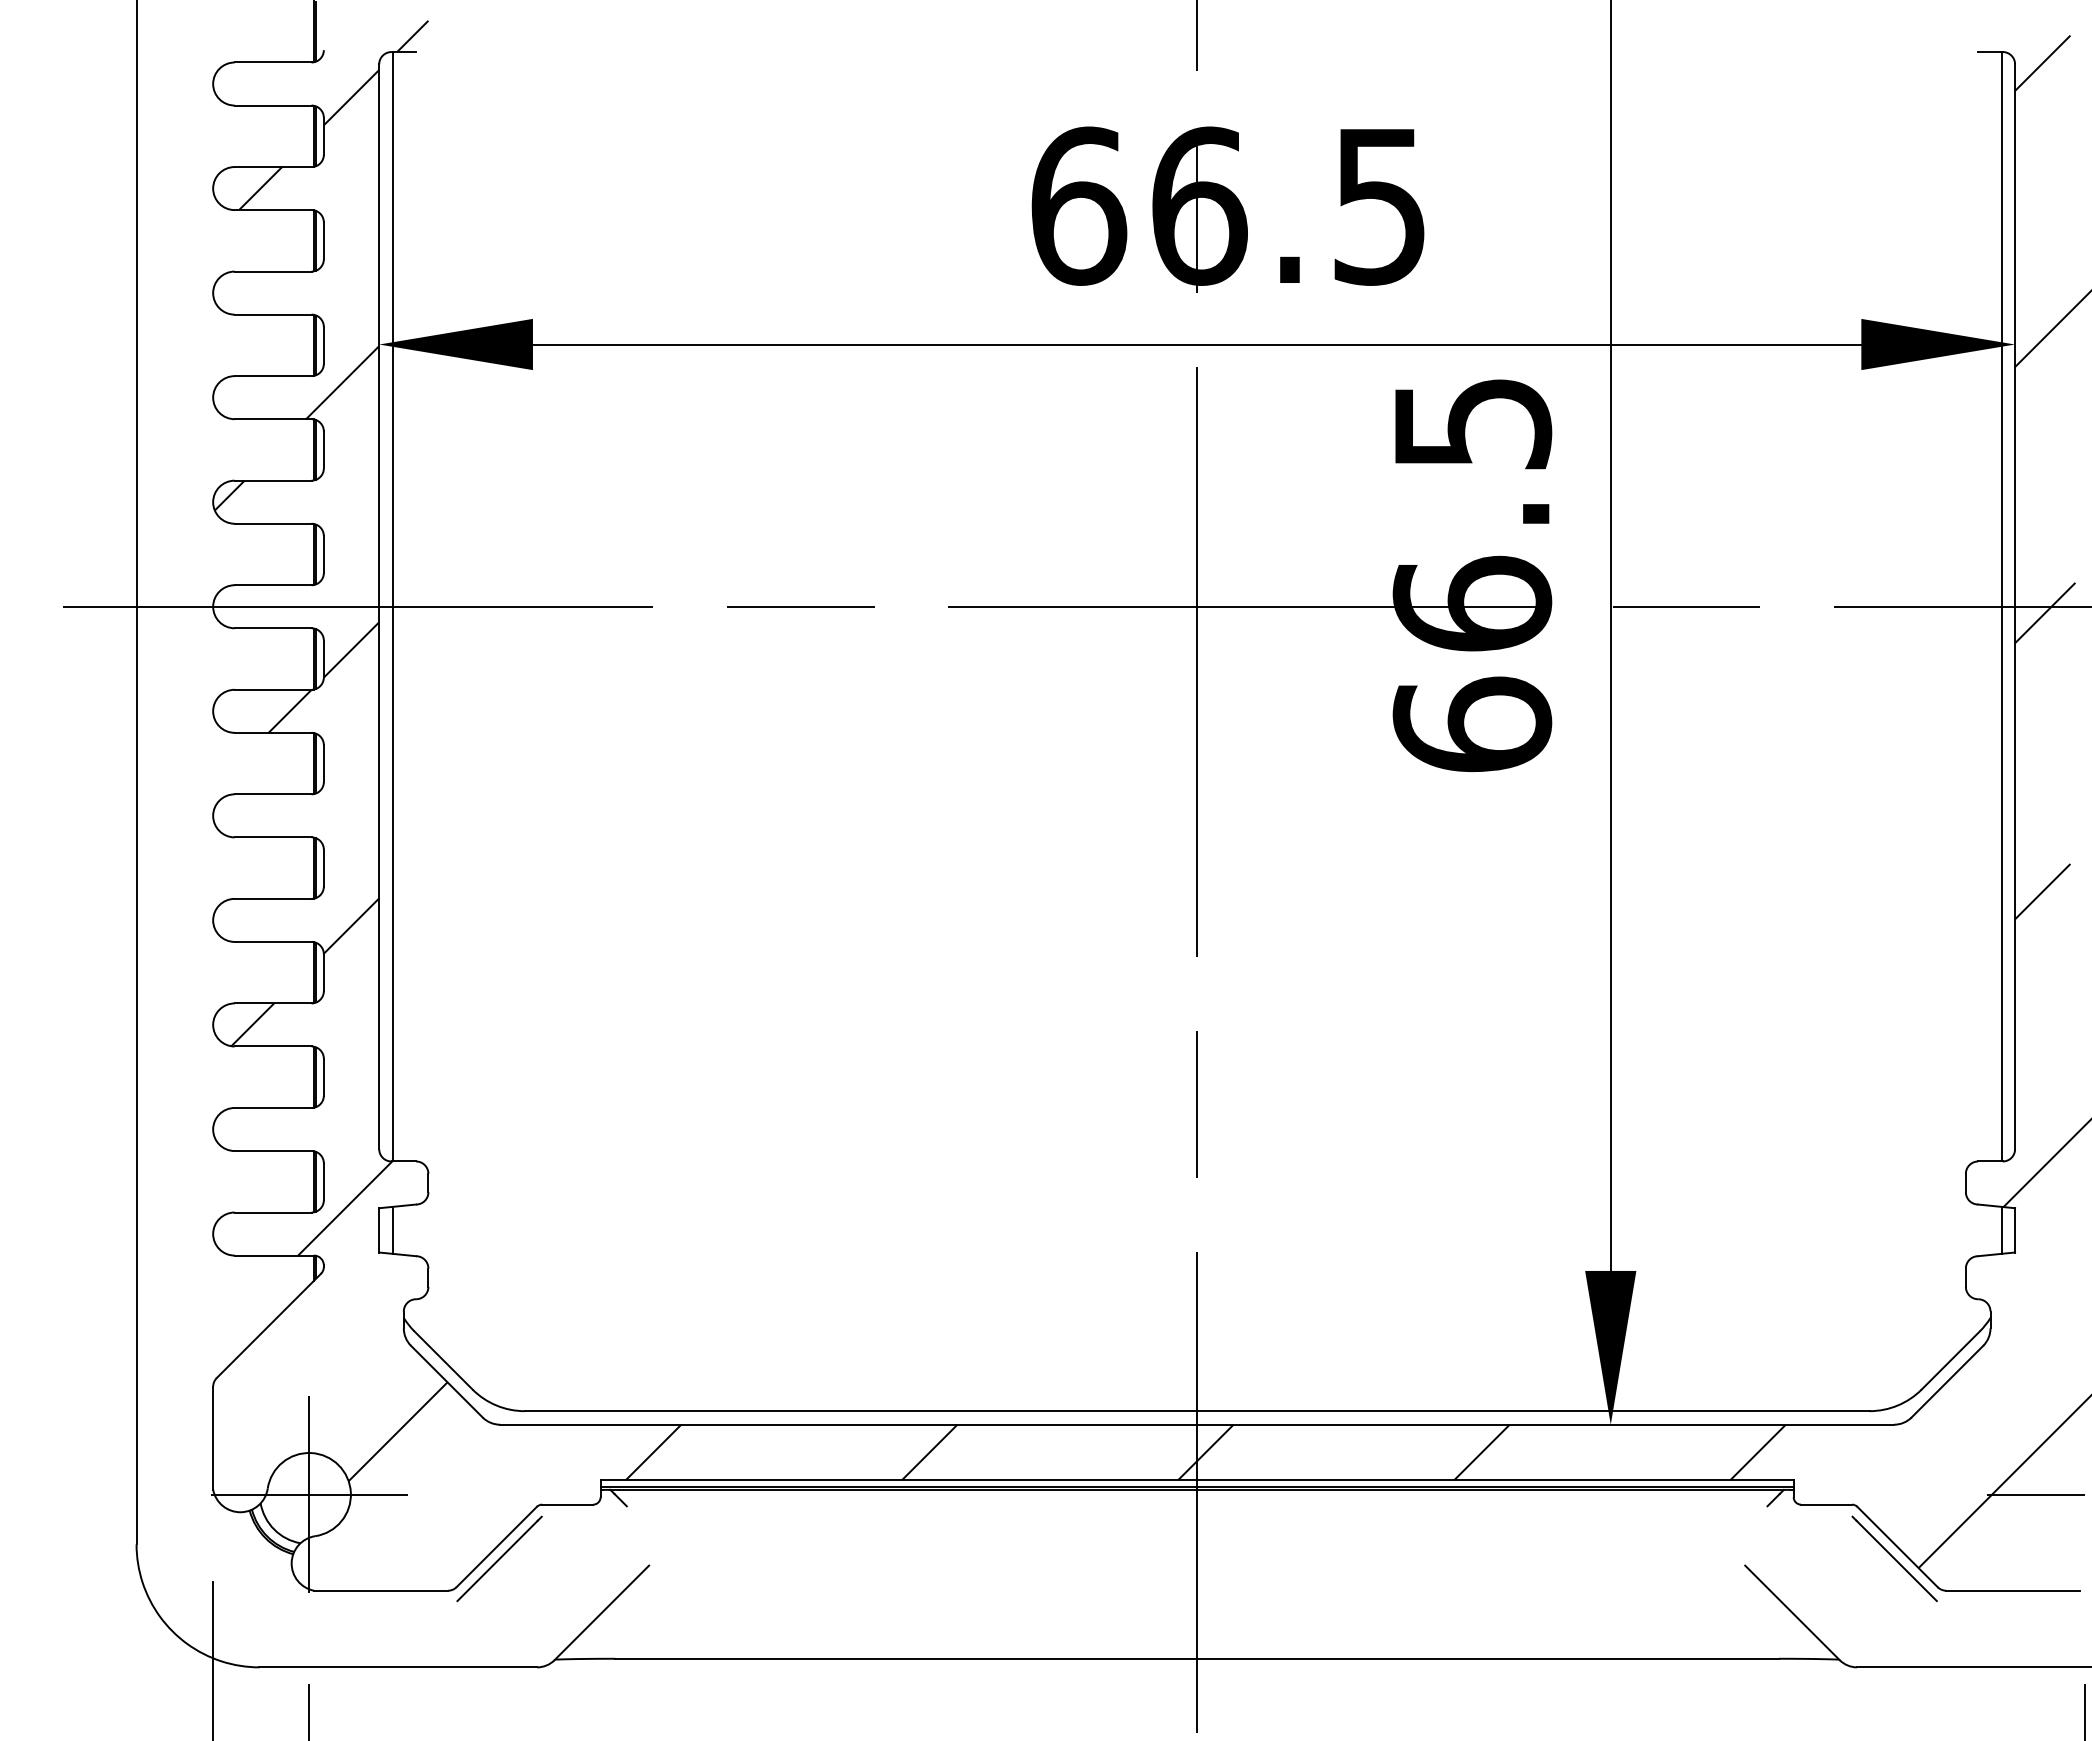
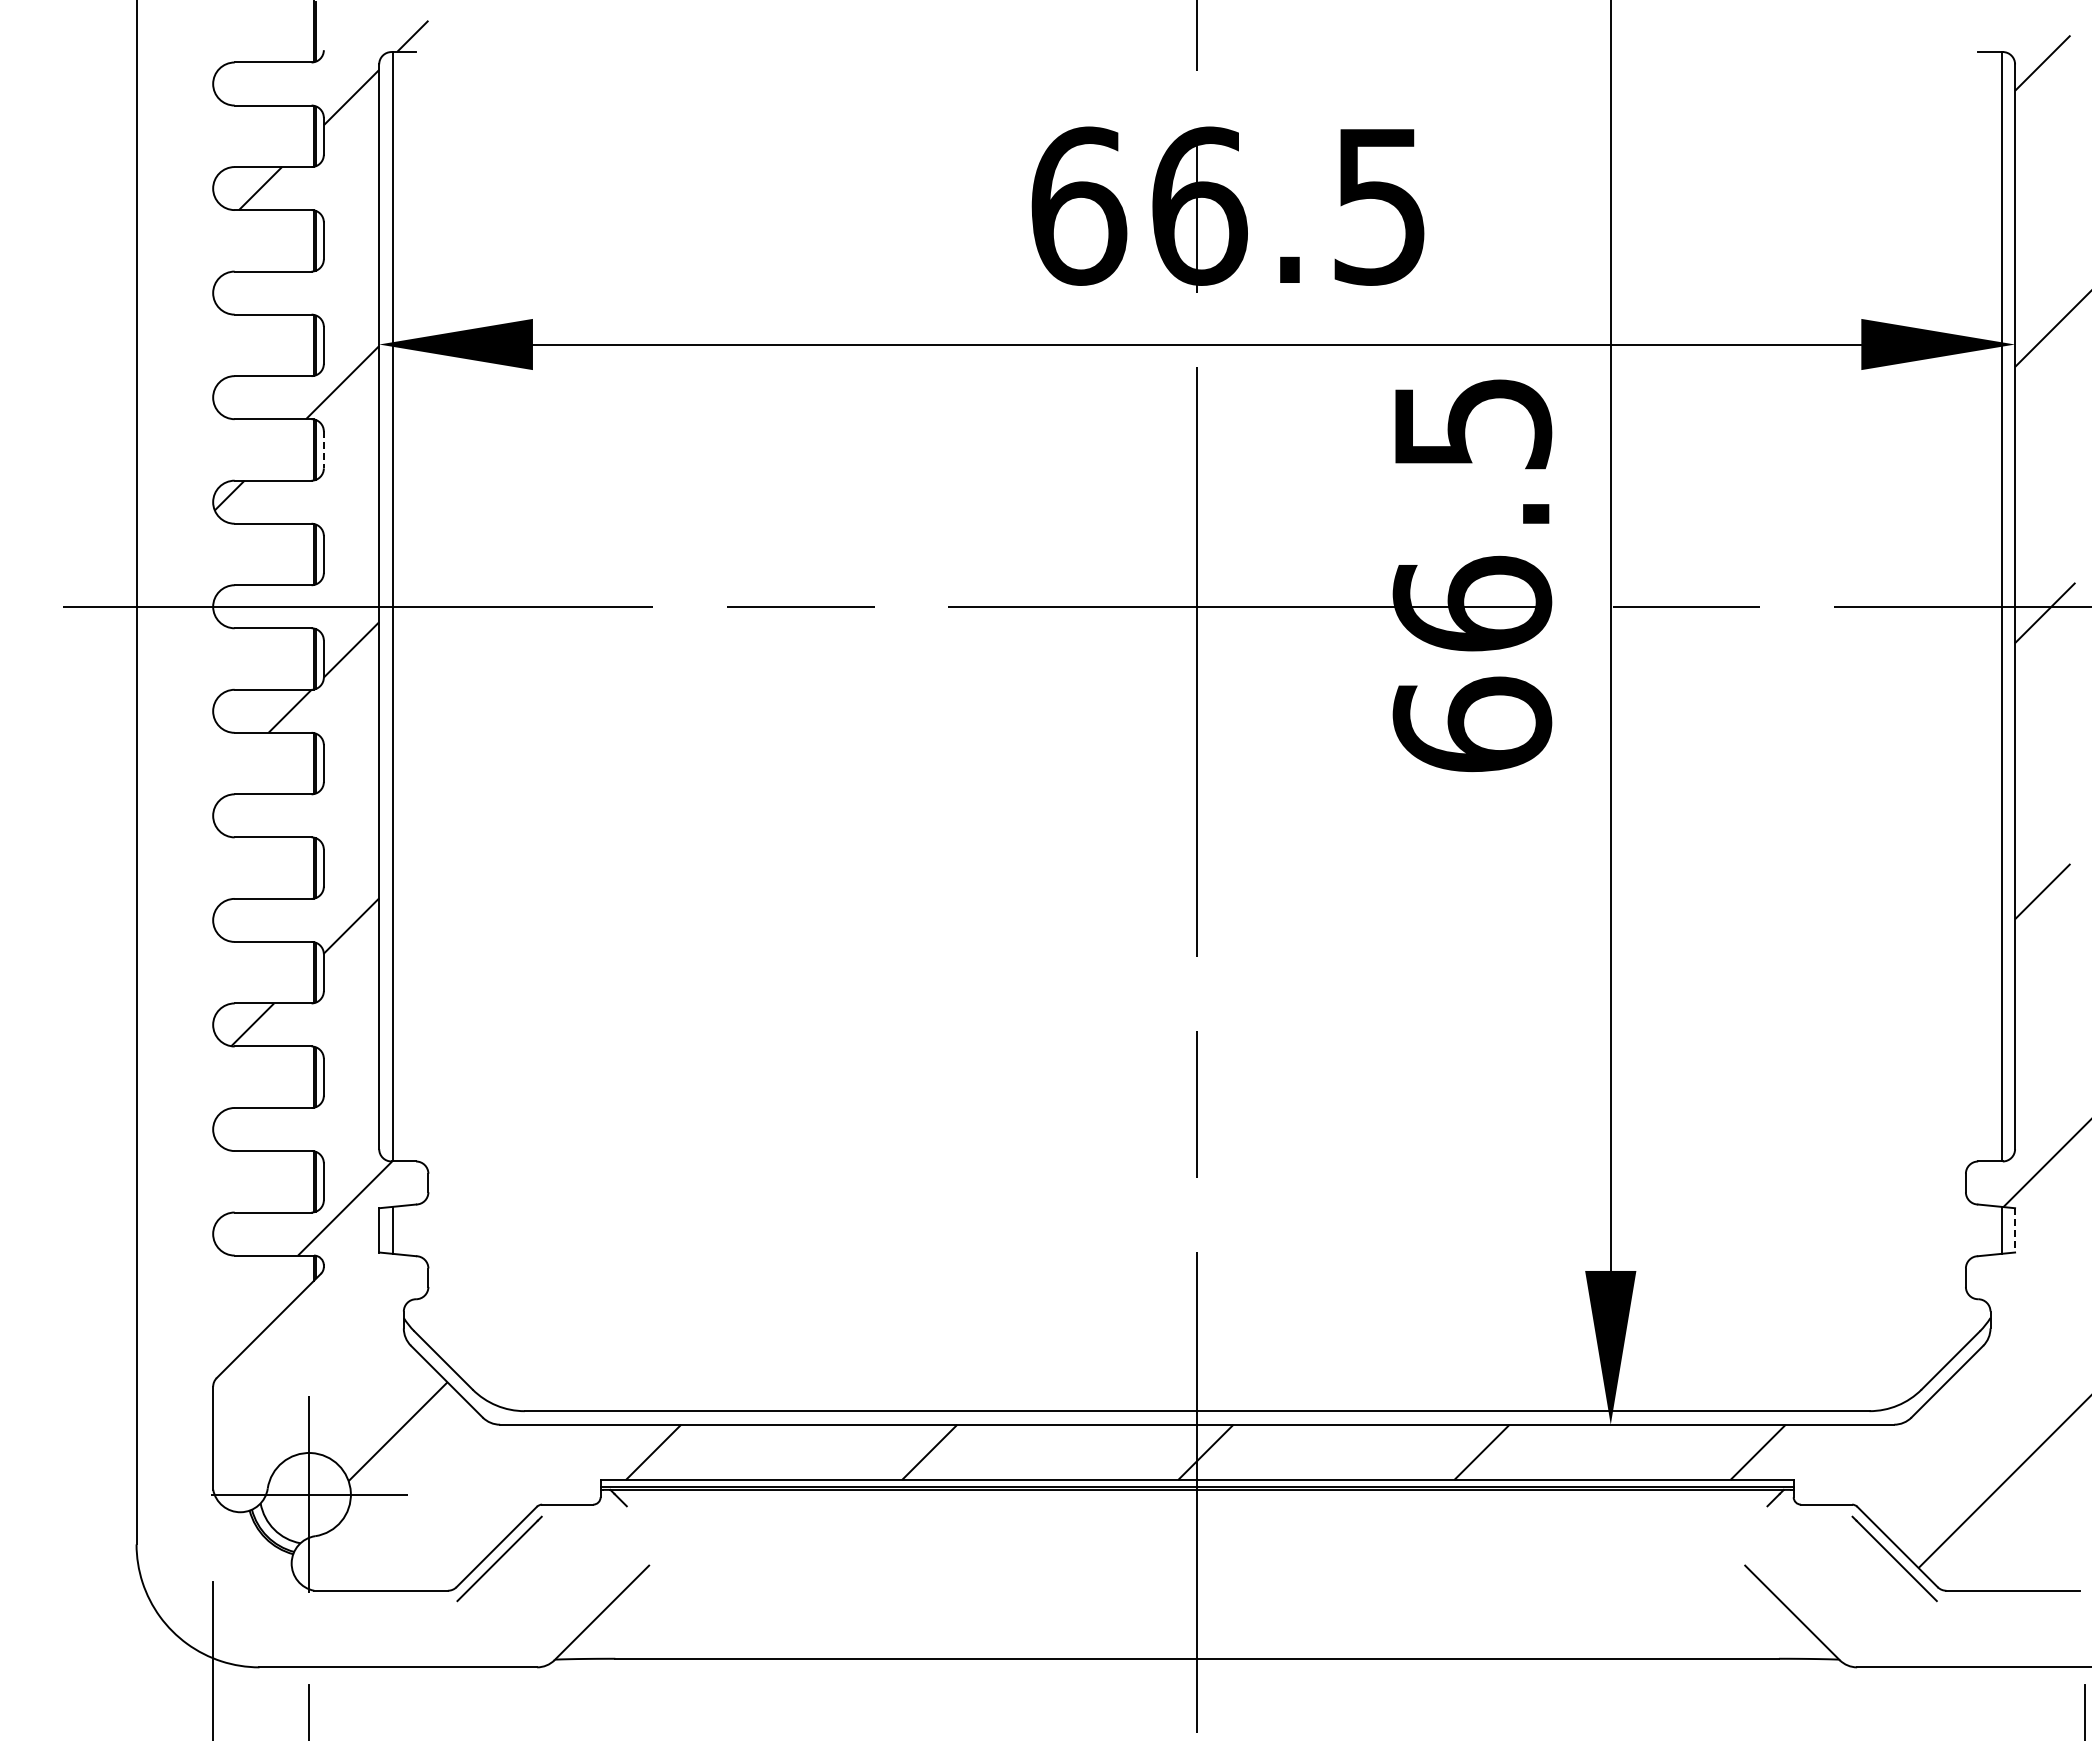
line: solid -> dashed (323, 450)
line: solid -> dashed (2015, 1230)
line: present -> none (2035, 1494)
